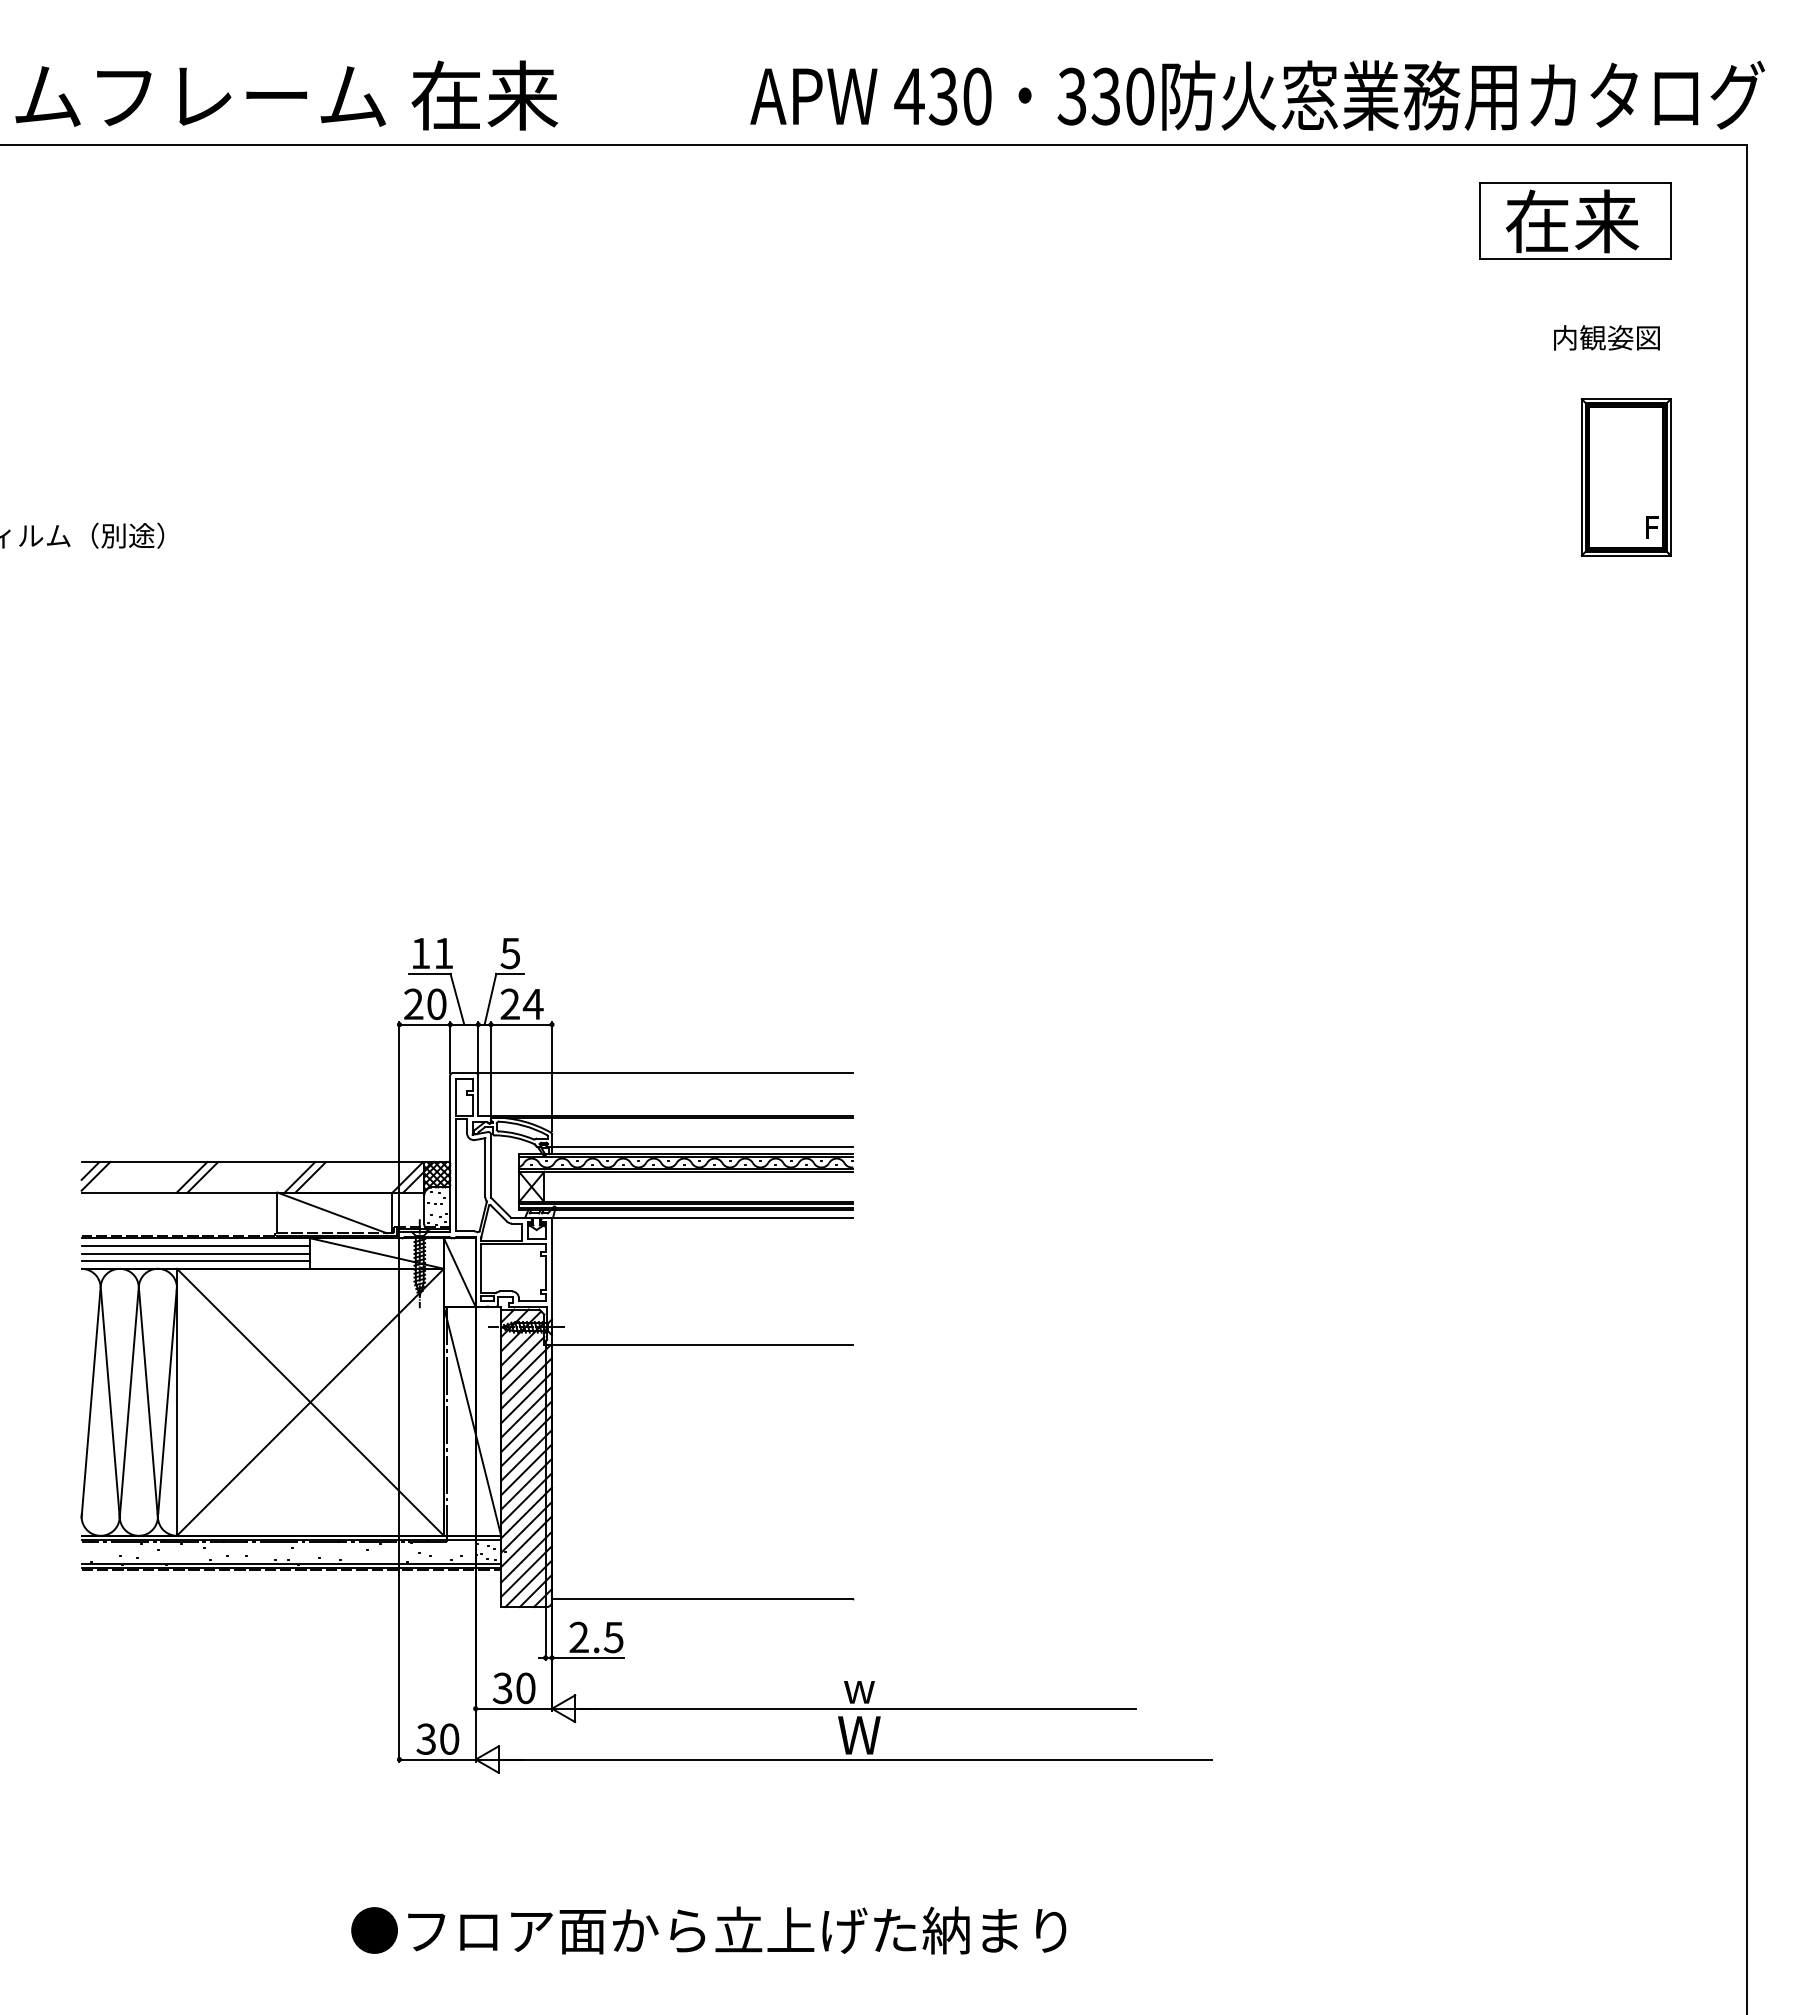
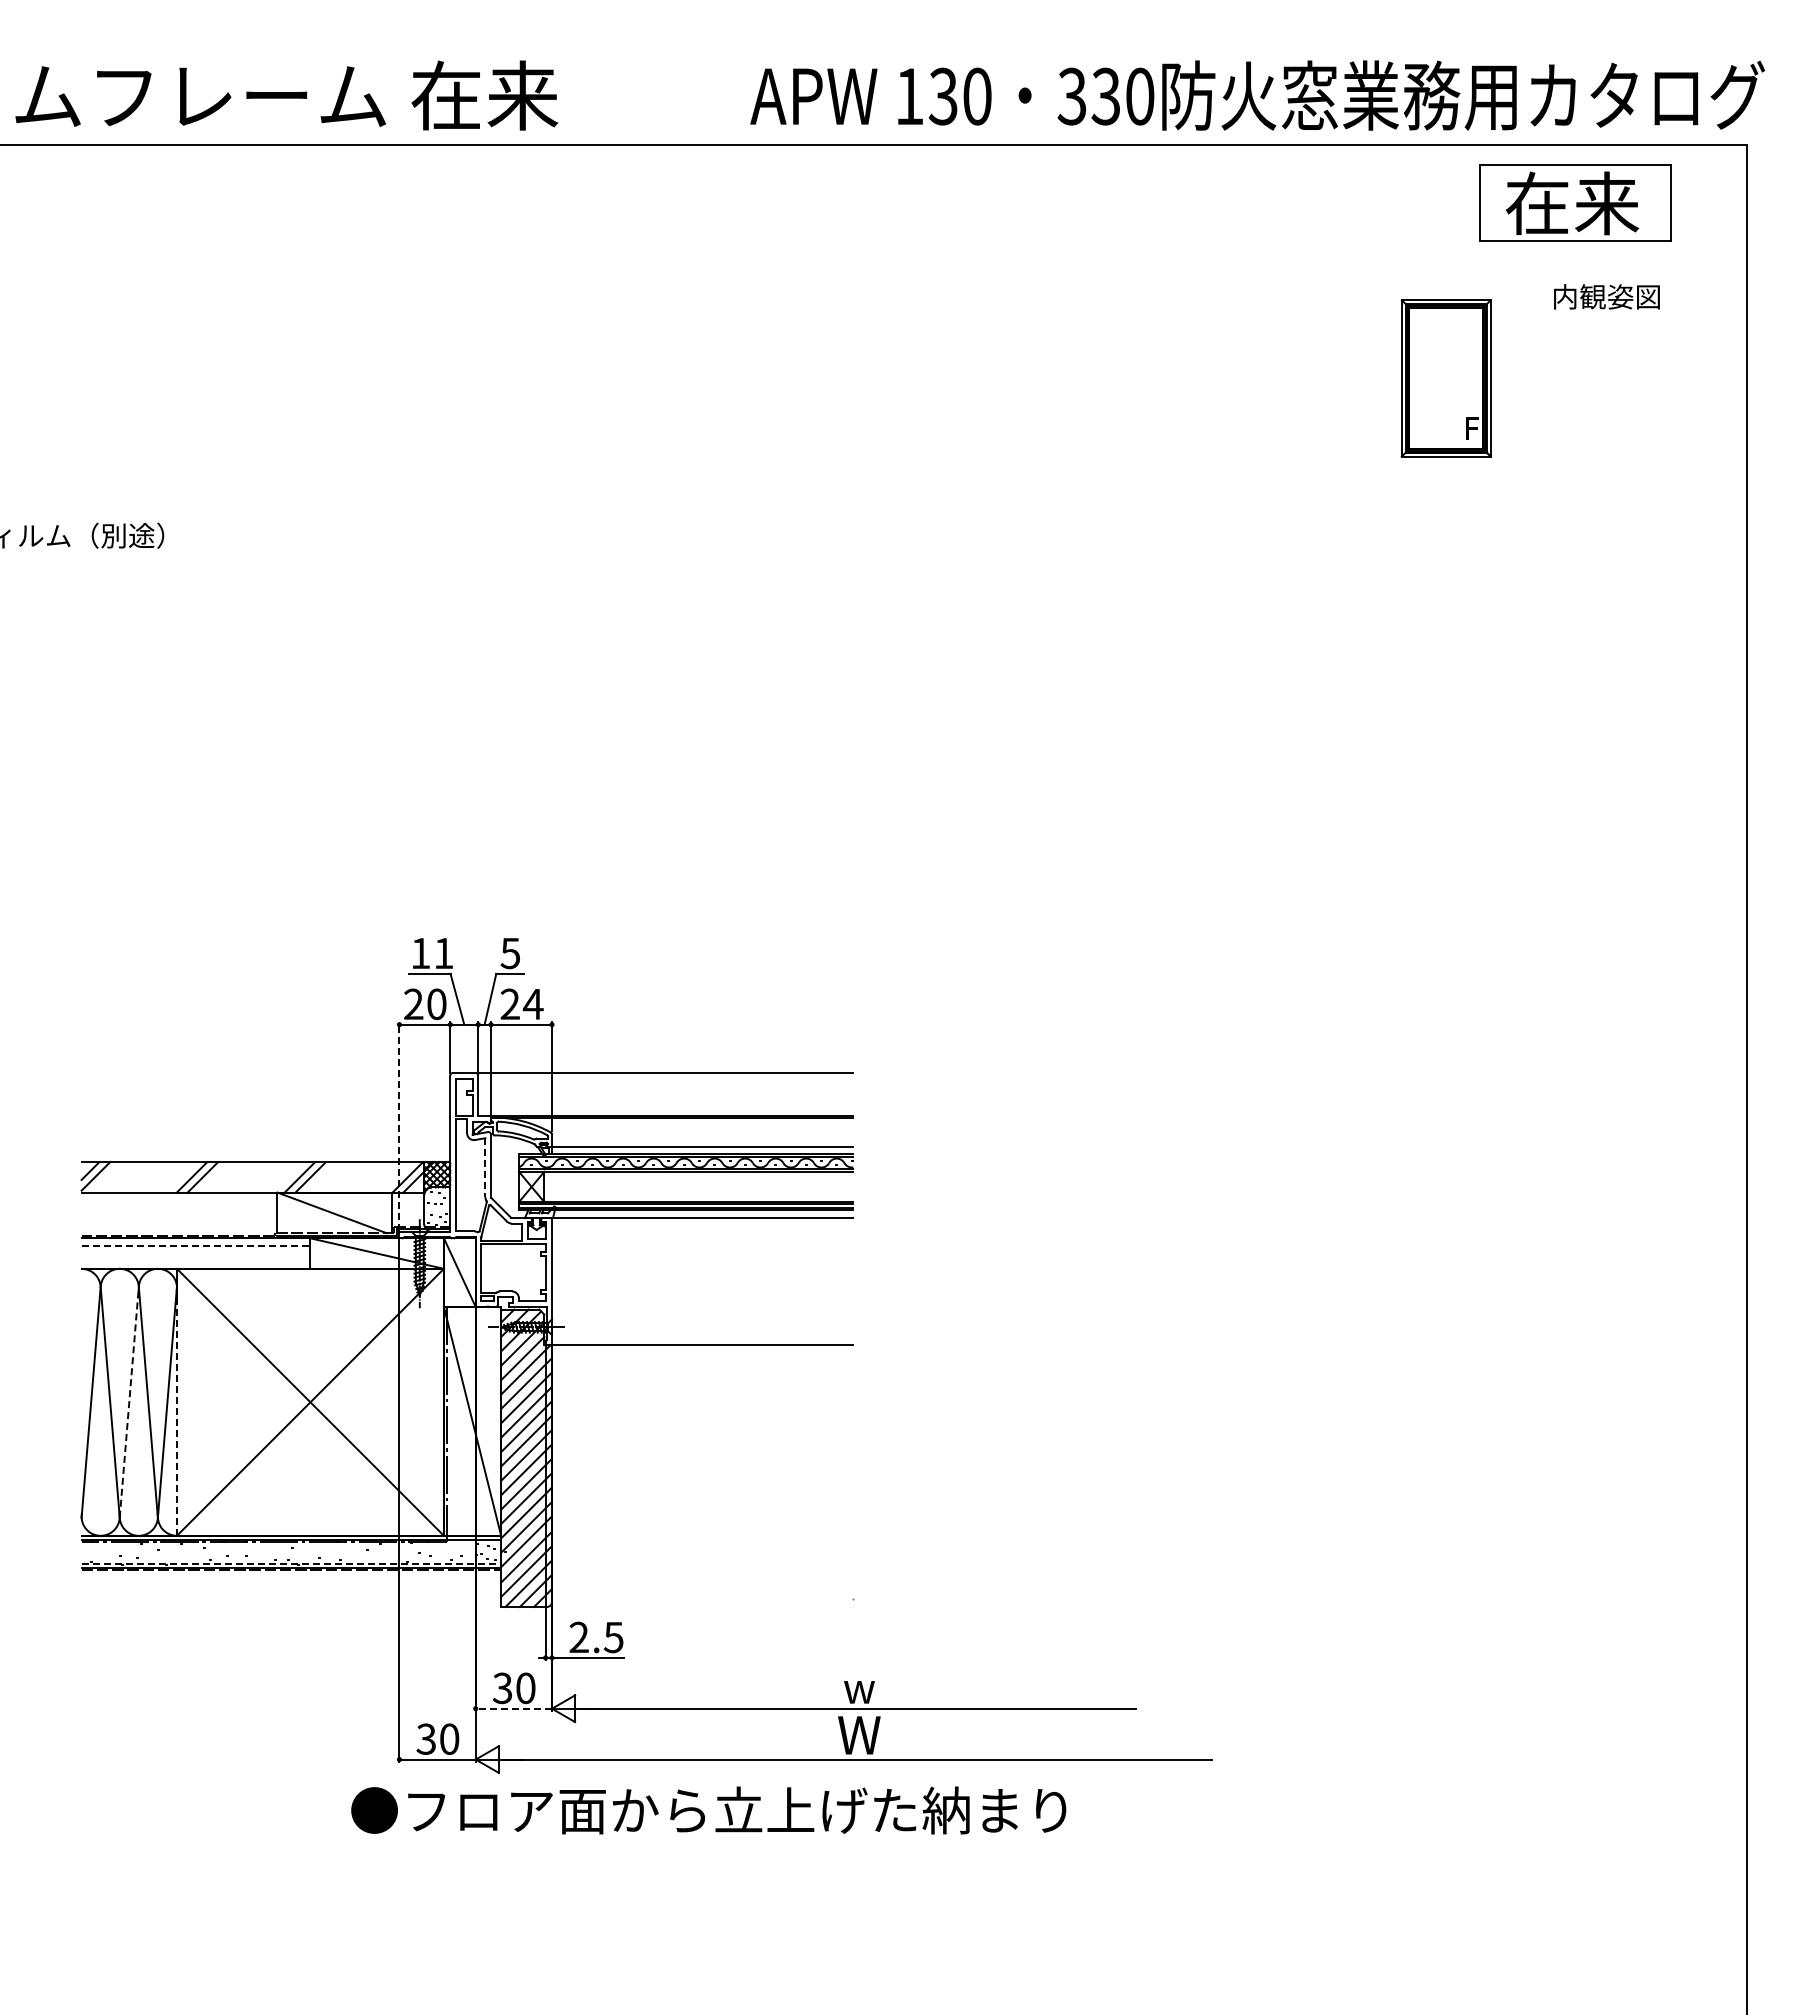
text: 430 -> 130 (909, 96)
part position: (1575, 220) -> (1575, 202) (1575, 202)
text position: (1606, 337) -> (1606, 296) (1606, 296)
part position: (1625, 477) -> (1445, 378) (1445, 378)
line: solid -> dashed (399, 1125)
line: solid -> dashed (485, 1168)
line: solid -> dashed (196, 1245)
line: present -> none (195, 1253)
line: present -> none (195, 1261)
line: solid -> dashed (129, 1404)
line: solid -> dashed (176, 1411)
line: solid -> dashed (291, 1563)
line: present -> none (702, 1599)
line: solid -> dashed (513, 1708)
text position: (708, 1930) -> (708, 1810) (708, 1810)
